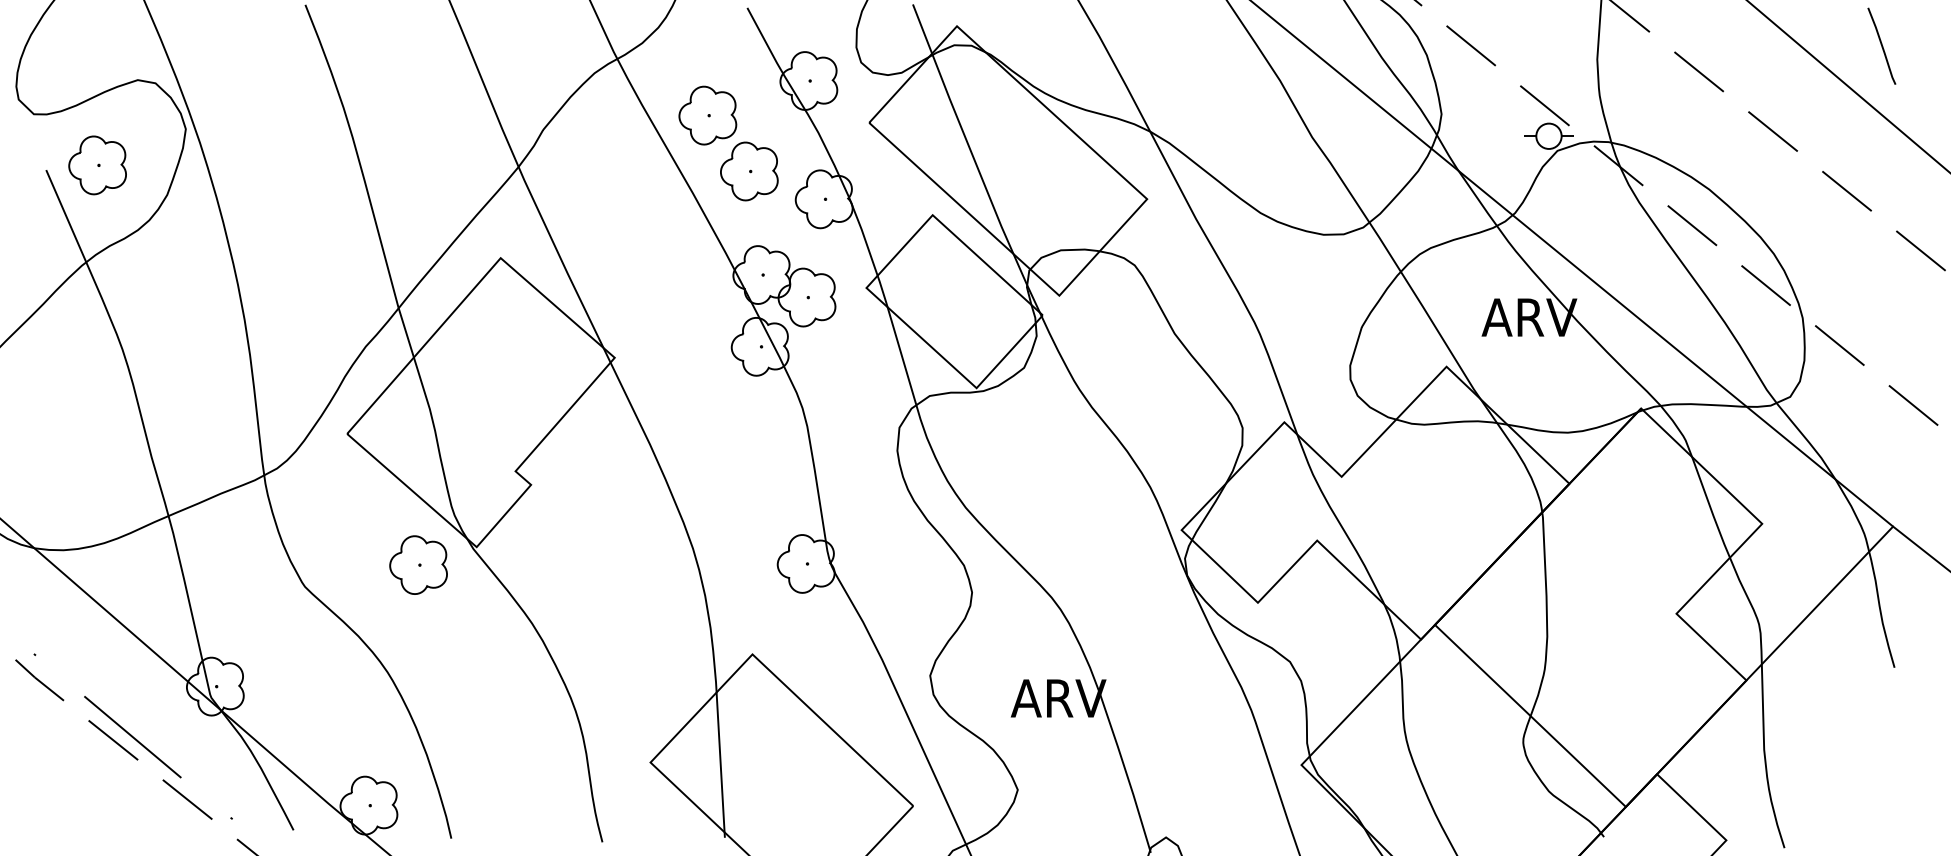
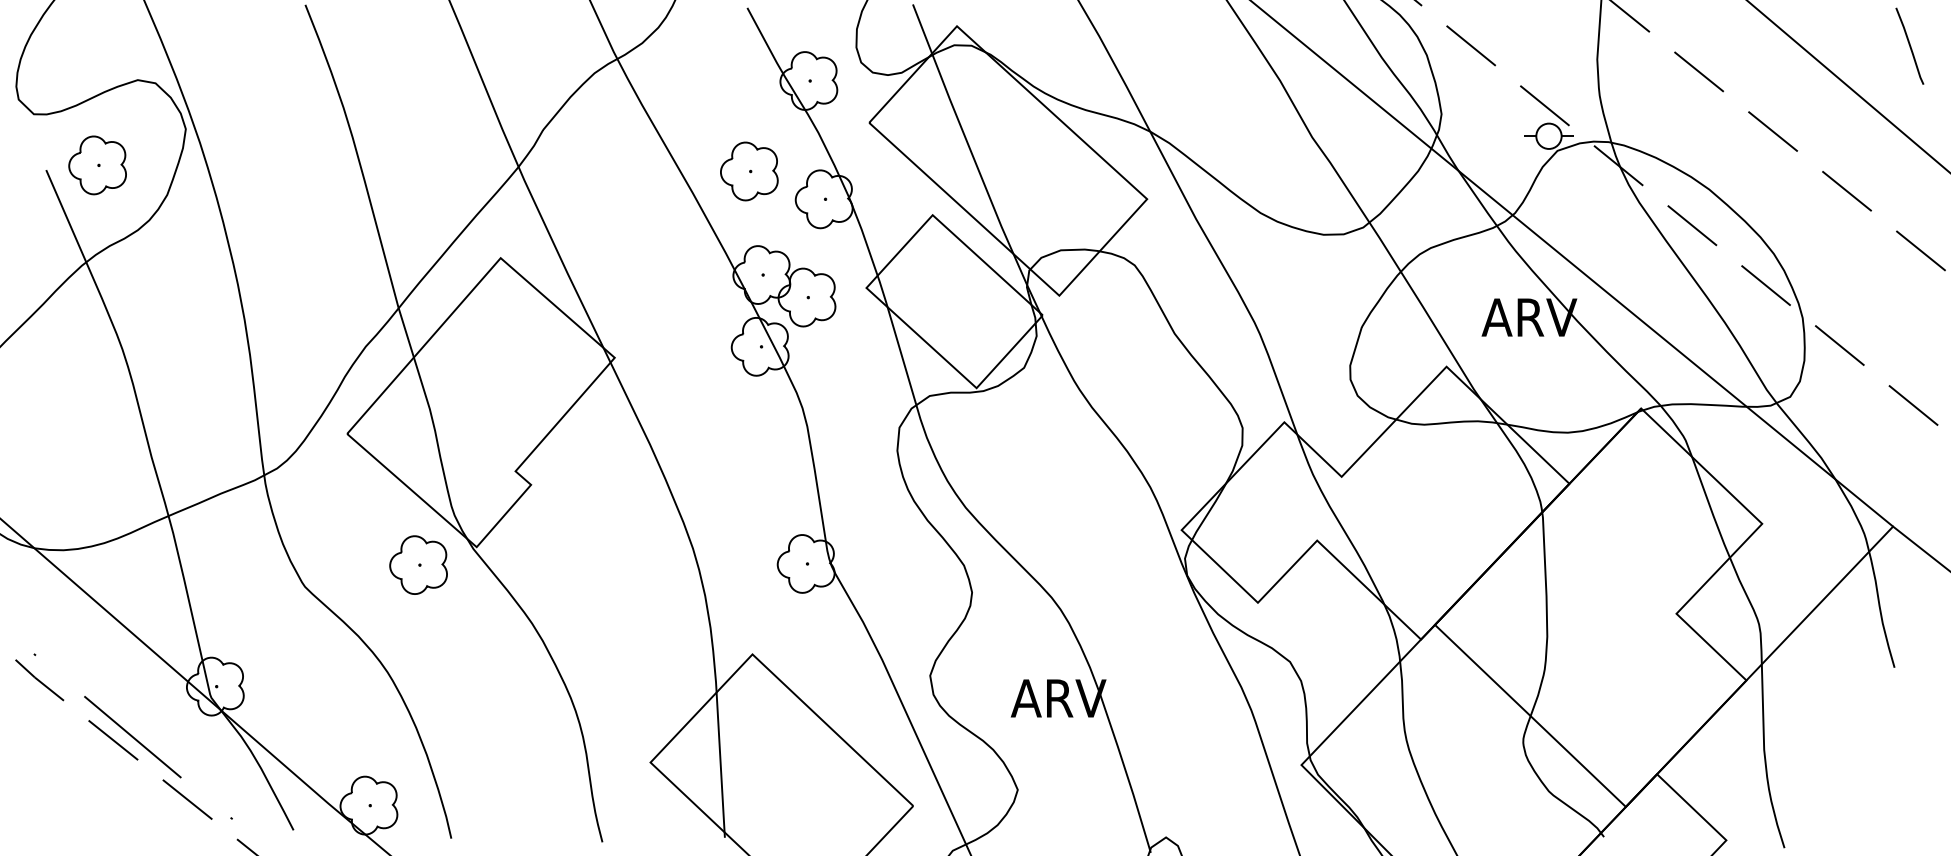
line position: (1881, 45) -> (1909, 45) (1909, 45)
part: present -> none (707, 115)
